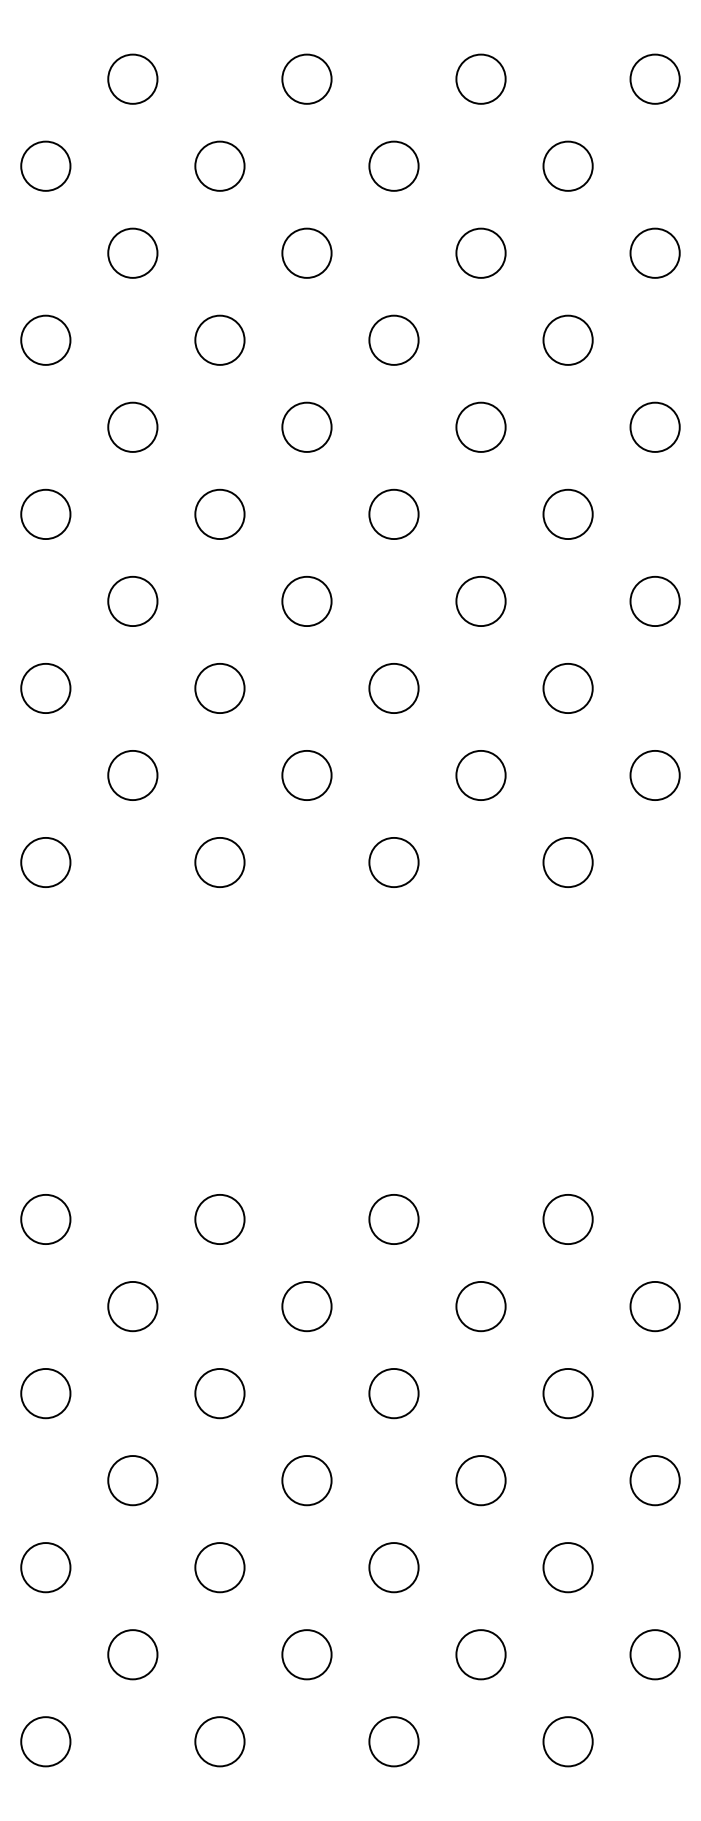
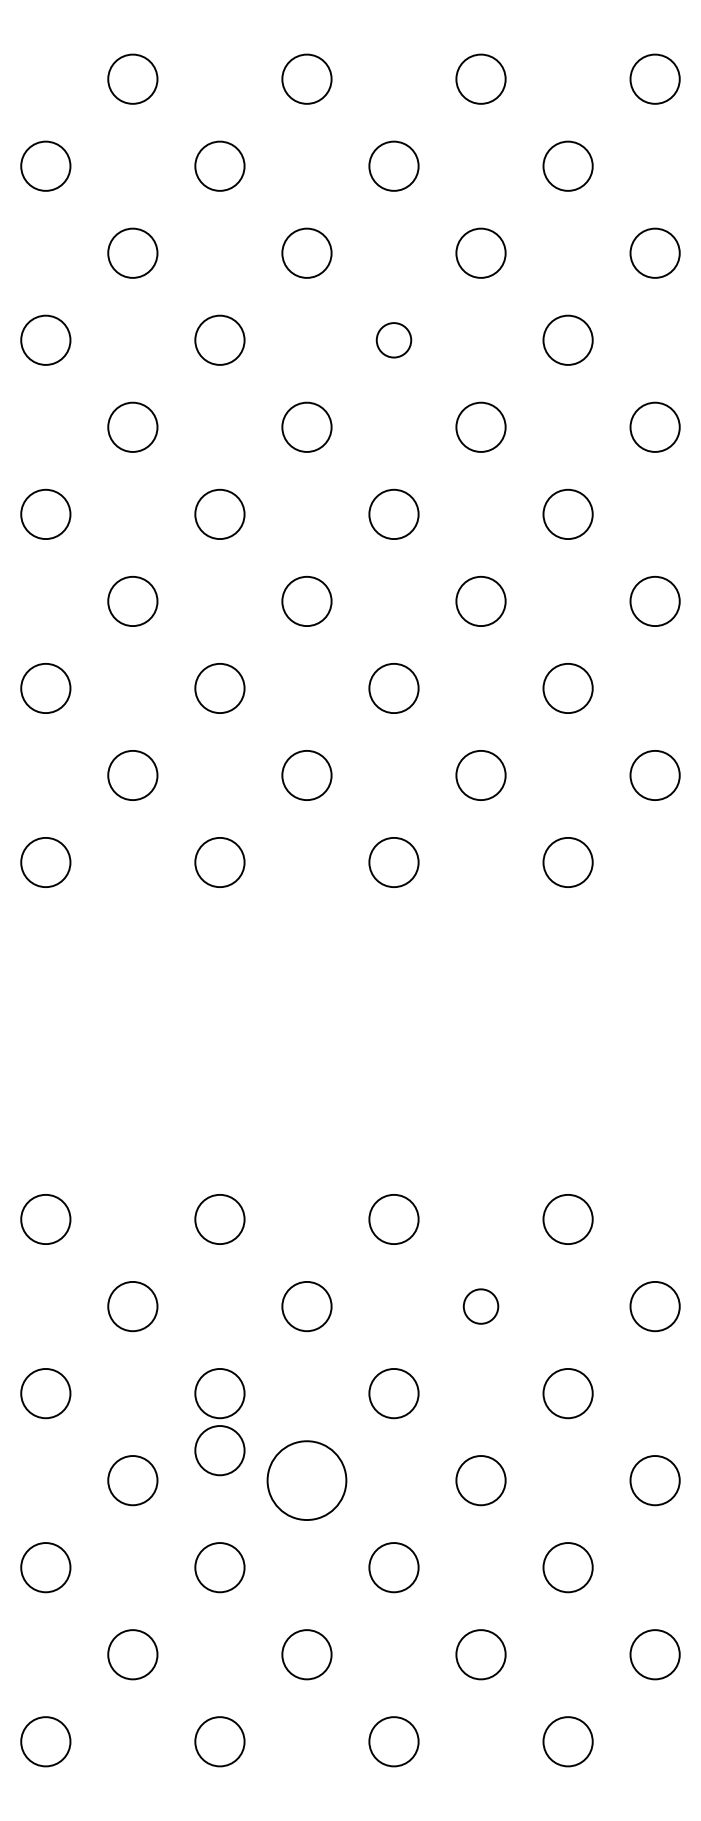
circle diameter: 49 px -> 34 px (393, 340)
circle diameter: 49 px -> 34 px (480, 1306)
circle: none -> present (219, 1450)
circle diameter: 49 px -> 79 px (306, 1480)
